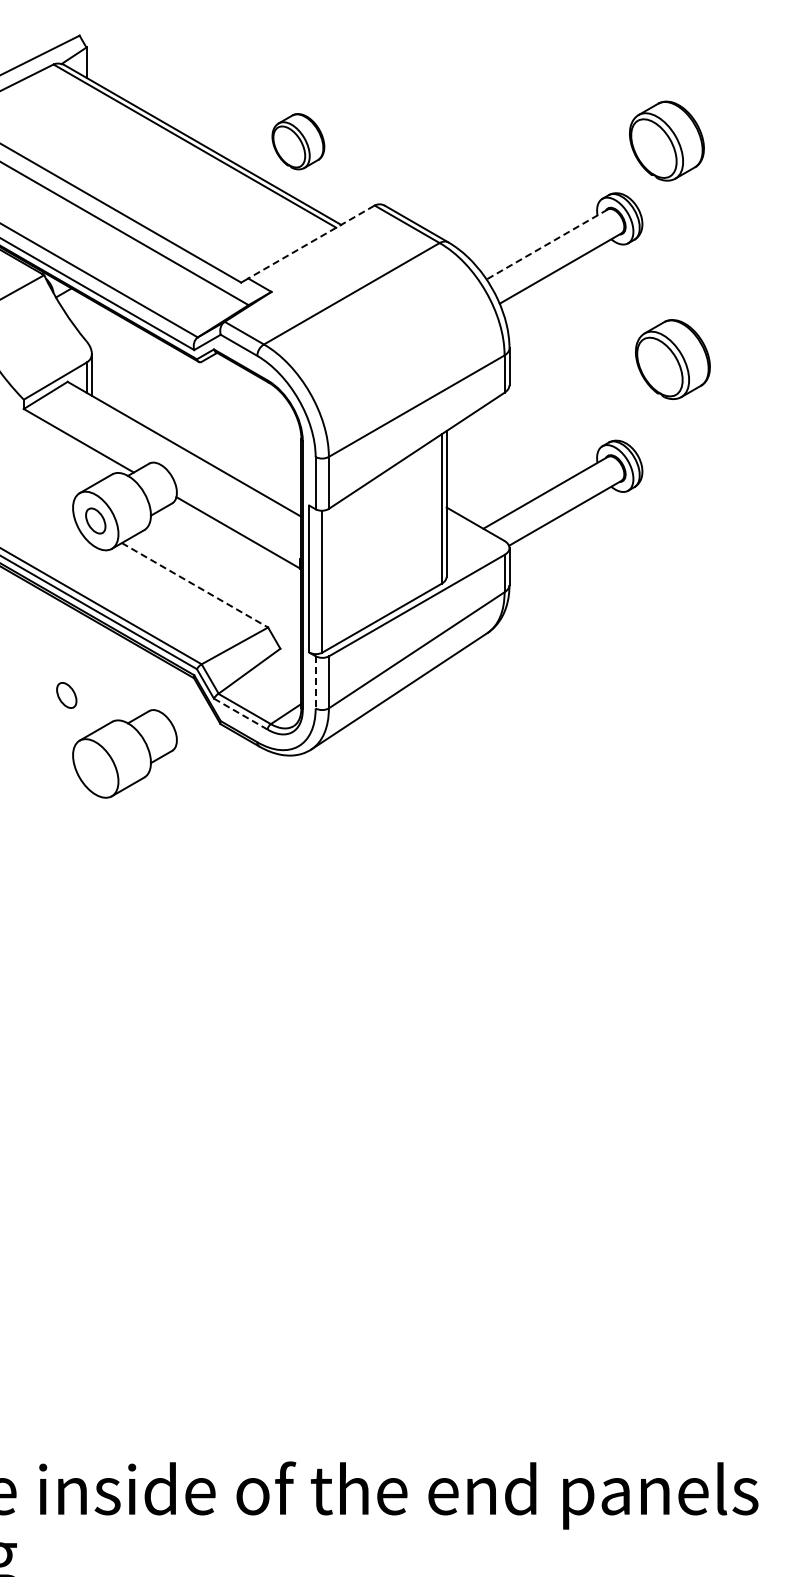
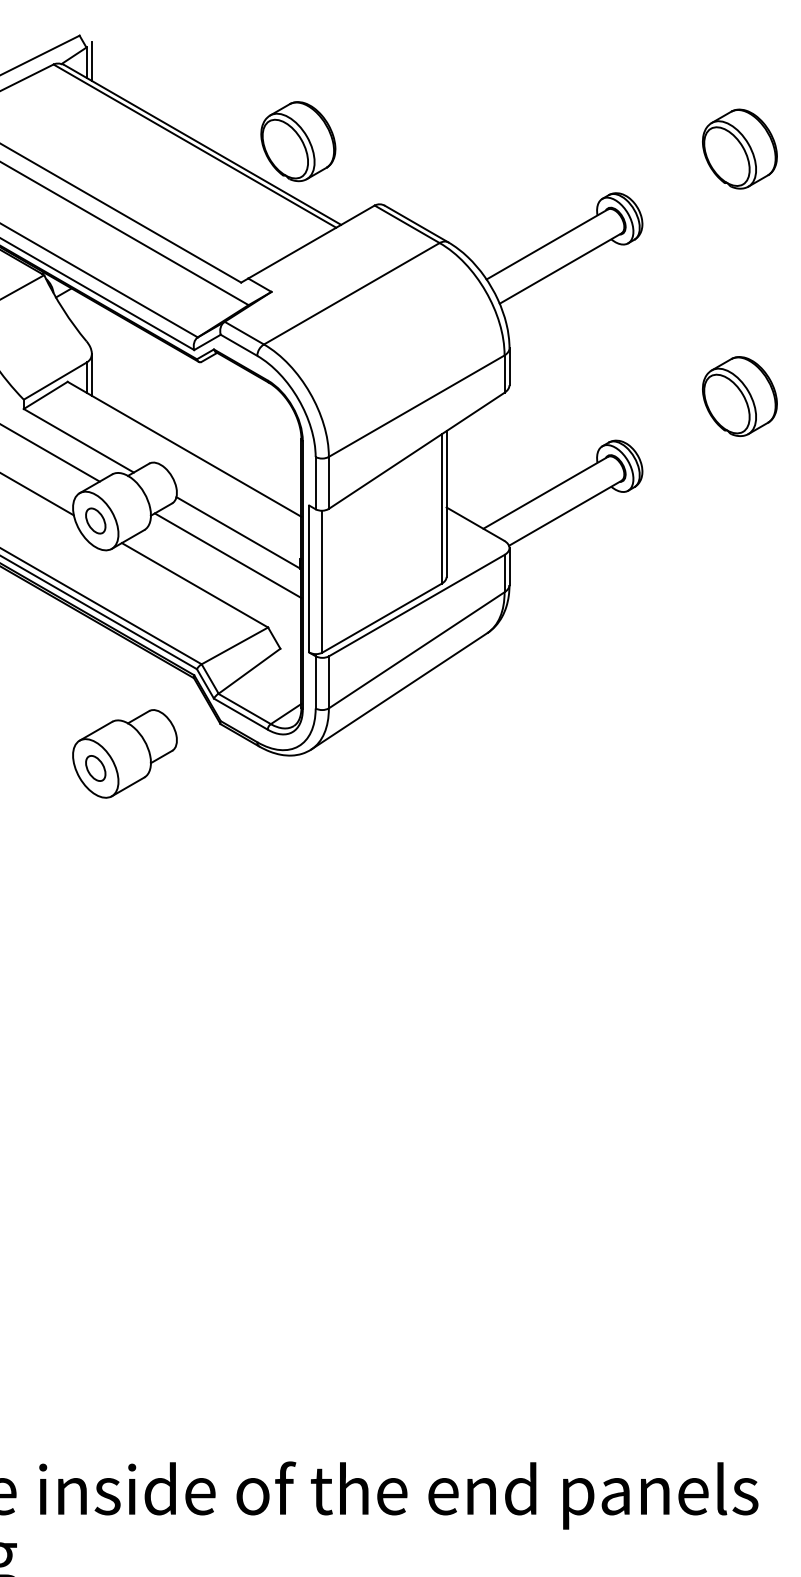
line: none -> present (91, 60)
part position: (666, 140) -> (739, 148) (739, 148)
part size: 55x58 px -> 77x82 px (298, 141)
line: dashed -> solid (311, 242)
line: dashed -> solid (547, 244)
part position: (672, 359) -> (739, 396) (739, 396)
line: none -> present (50, 453)
line: none -> present (37, 494)
line: none -> present (227, 555)
line: dashed -> solid (195, 585)
line: dashed -> solid (315, 682)
part position: (66, 695) -> (95, 768) (95, 768)
line: dashed -> solid (241, 714)
